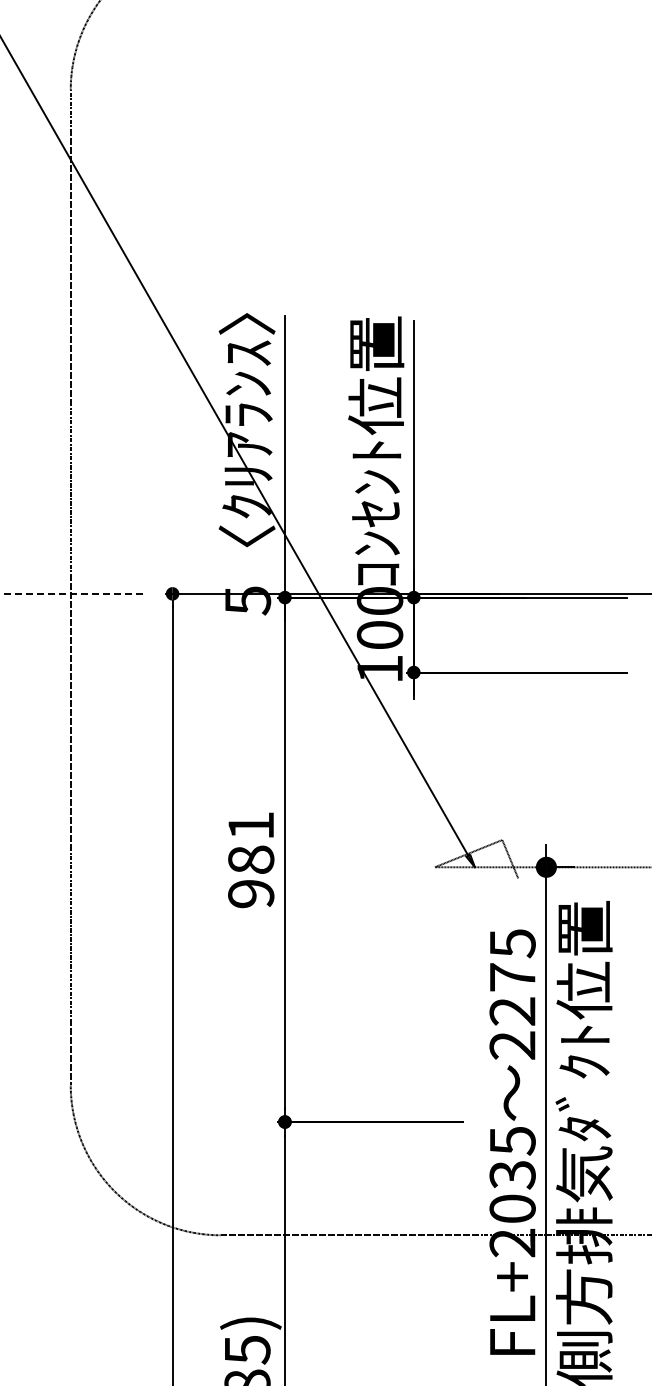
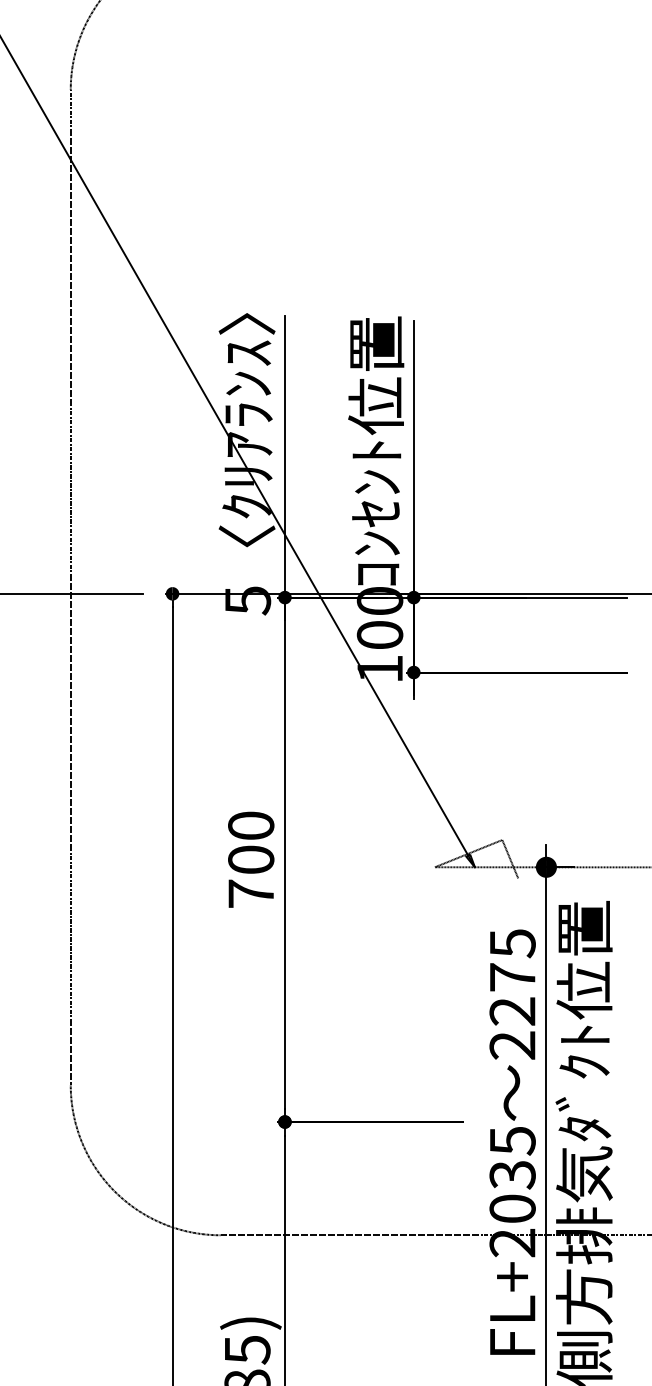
line: dashed -> solid (71, 593)
text: 981 -> 700 (251, 859)
